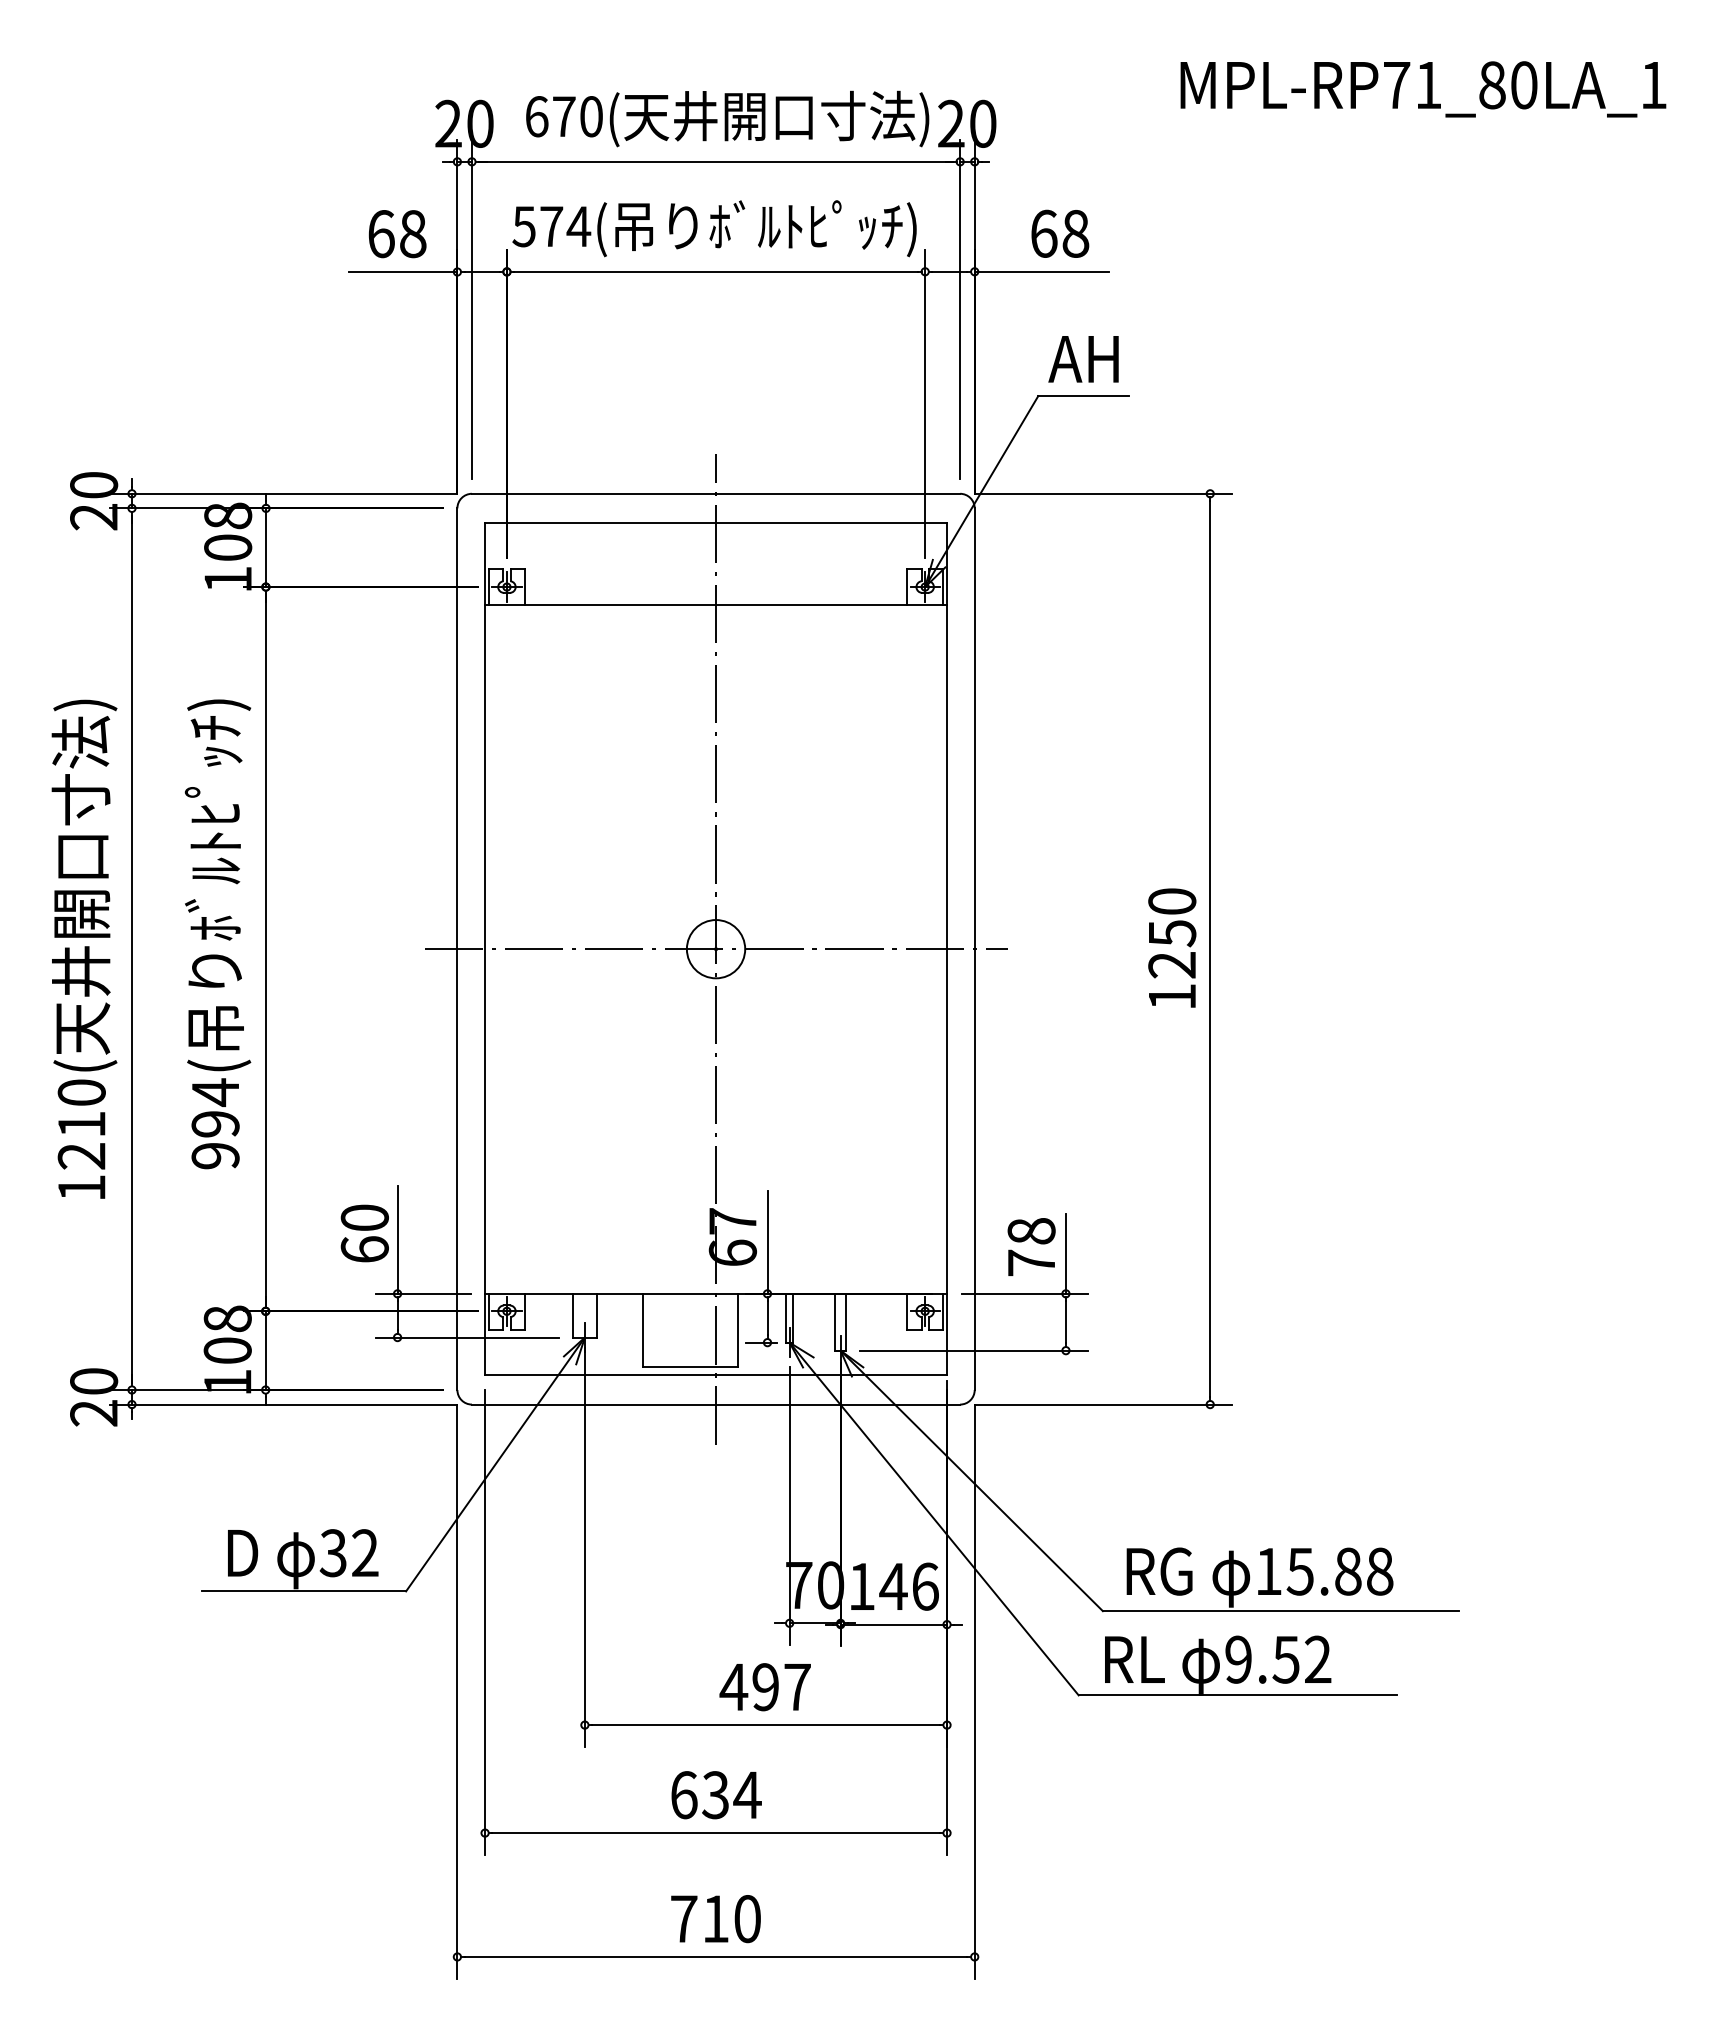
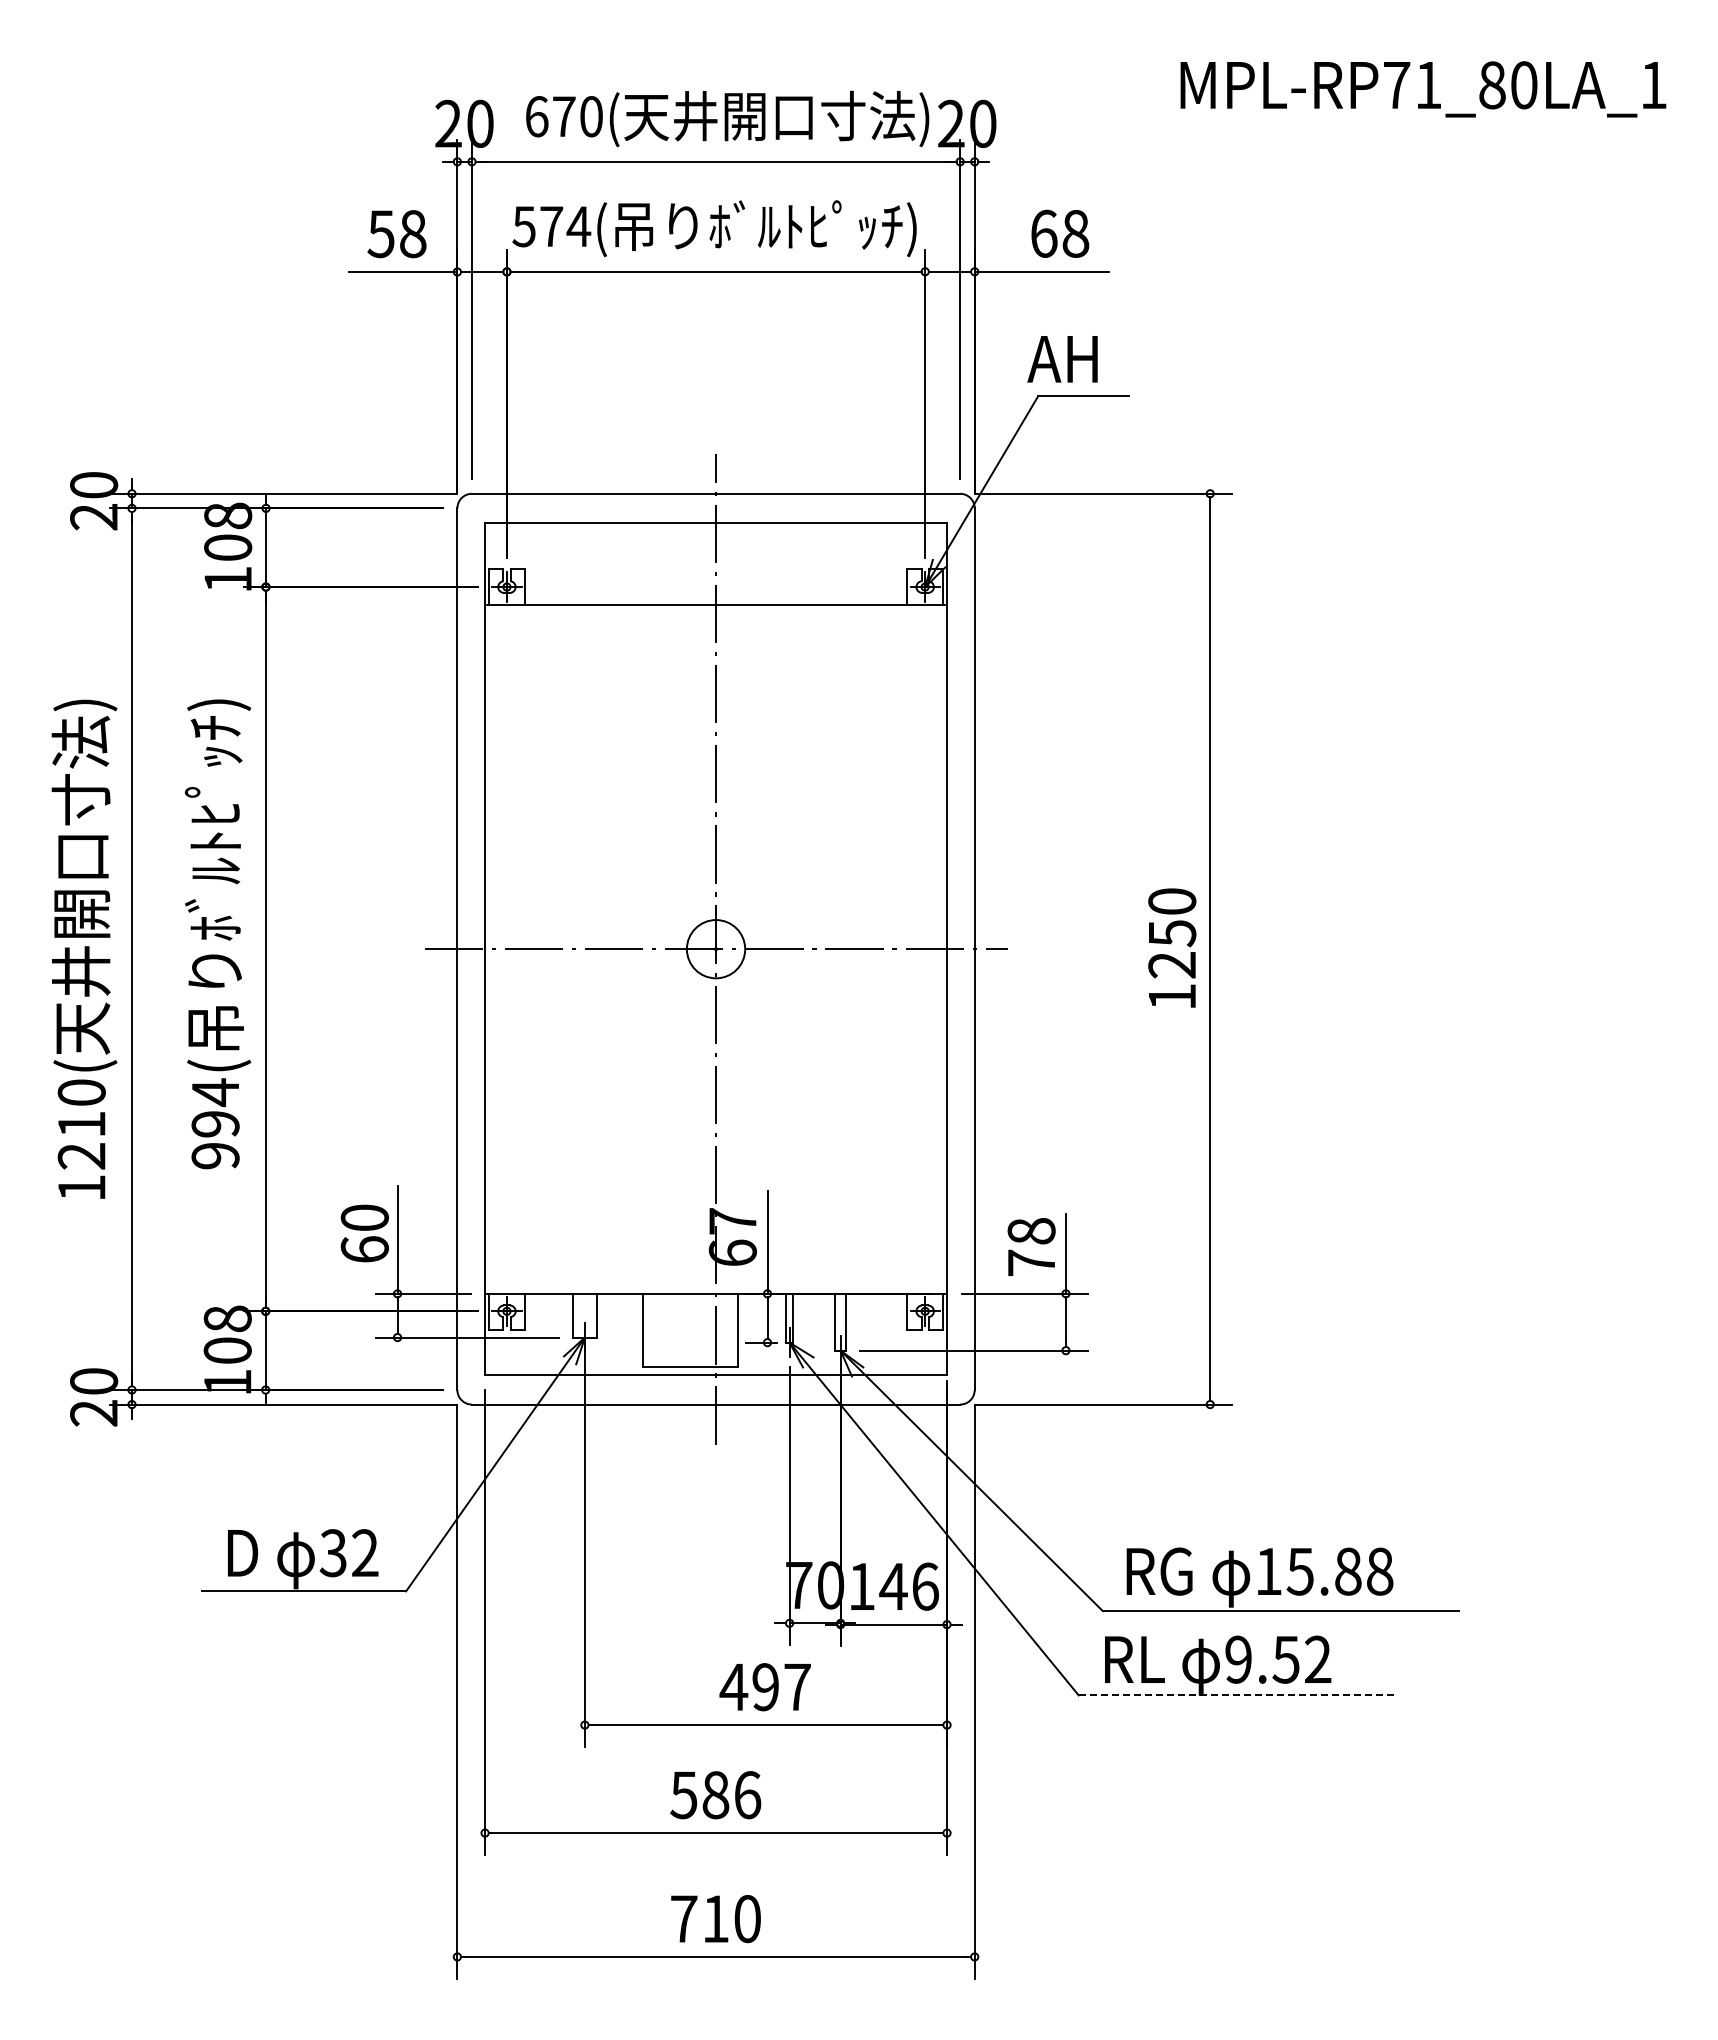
text: 68 -> 58 (380, 234)
text position: (1083, 359) -> (1062, 359) (1062, 359)
line: solid -> dashed (1238, 1695)
text: 634 -> 586 (715, 1795)
